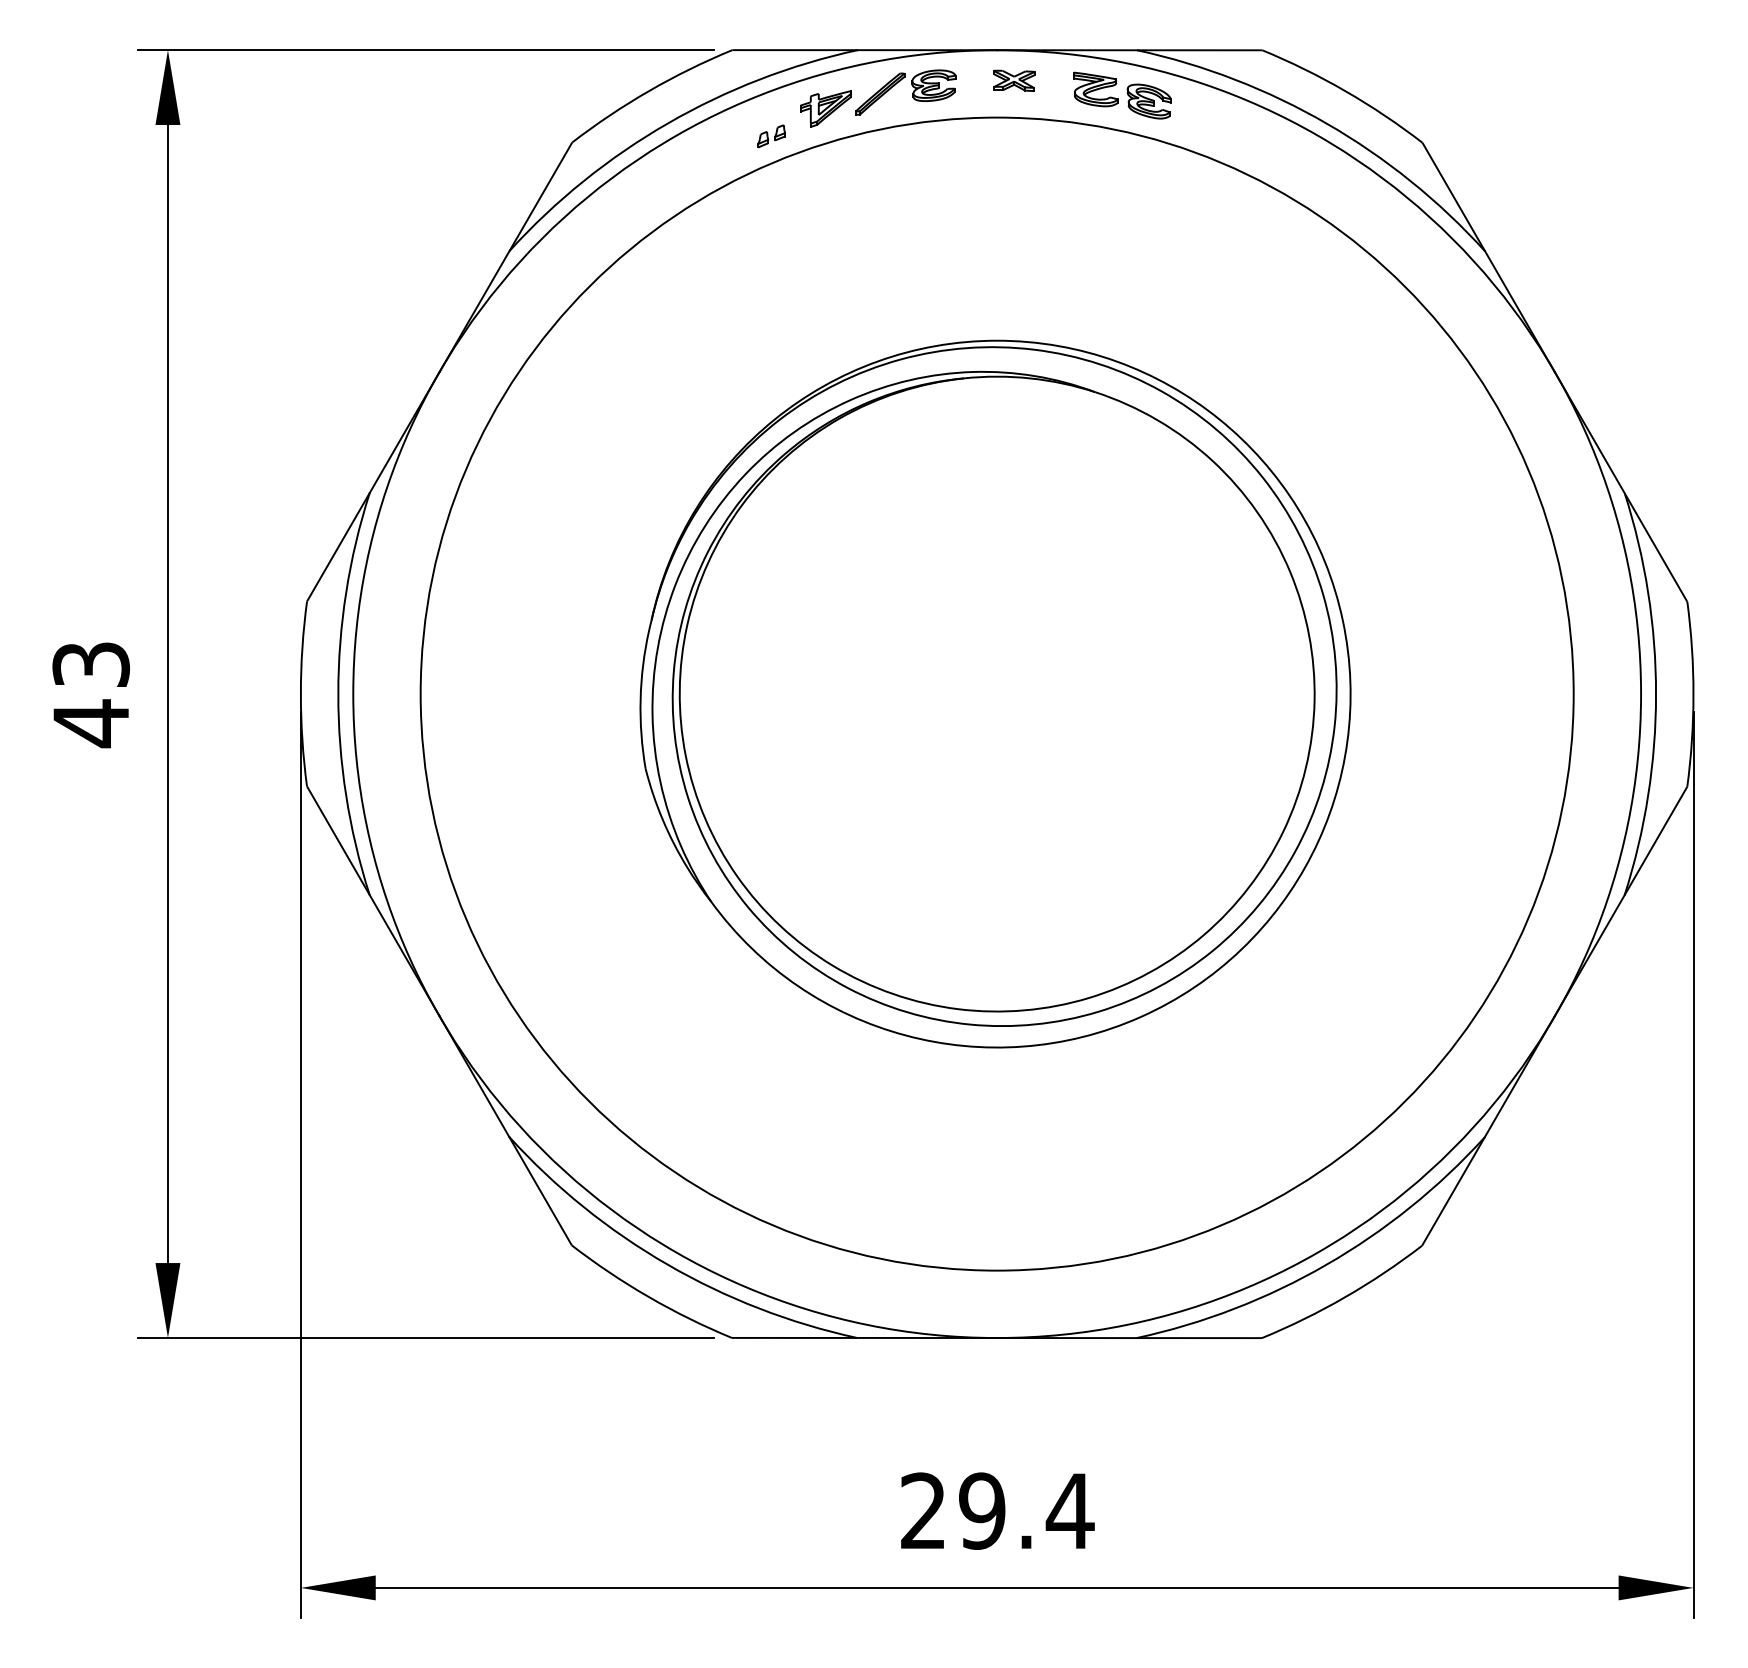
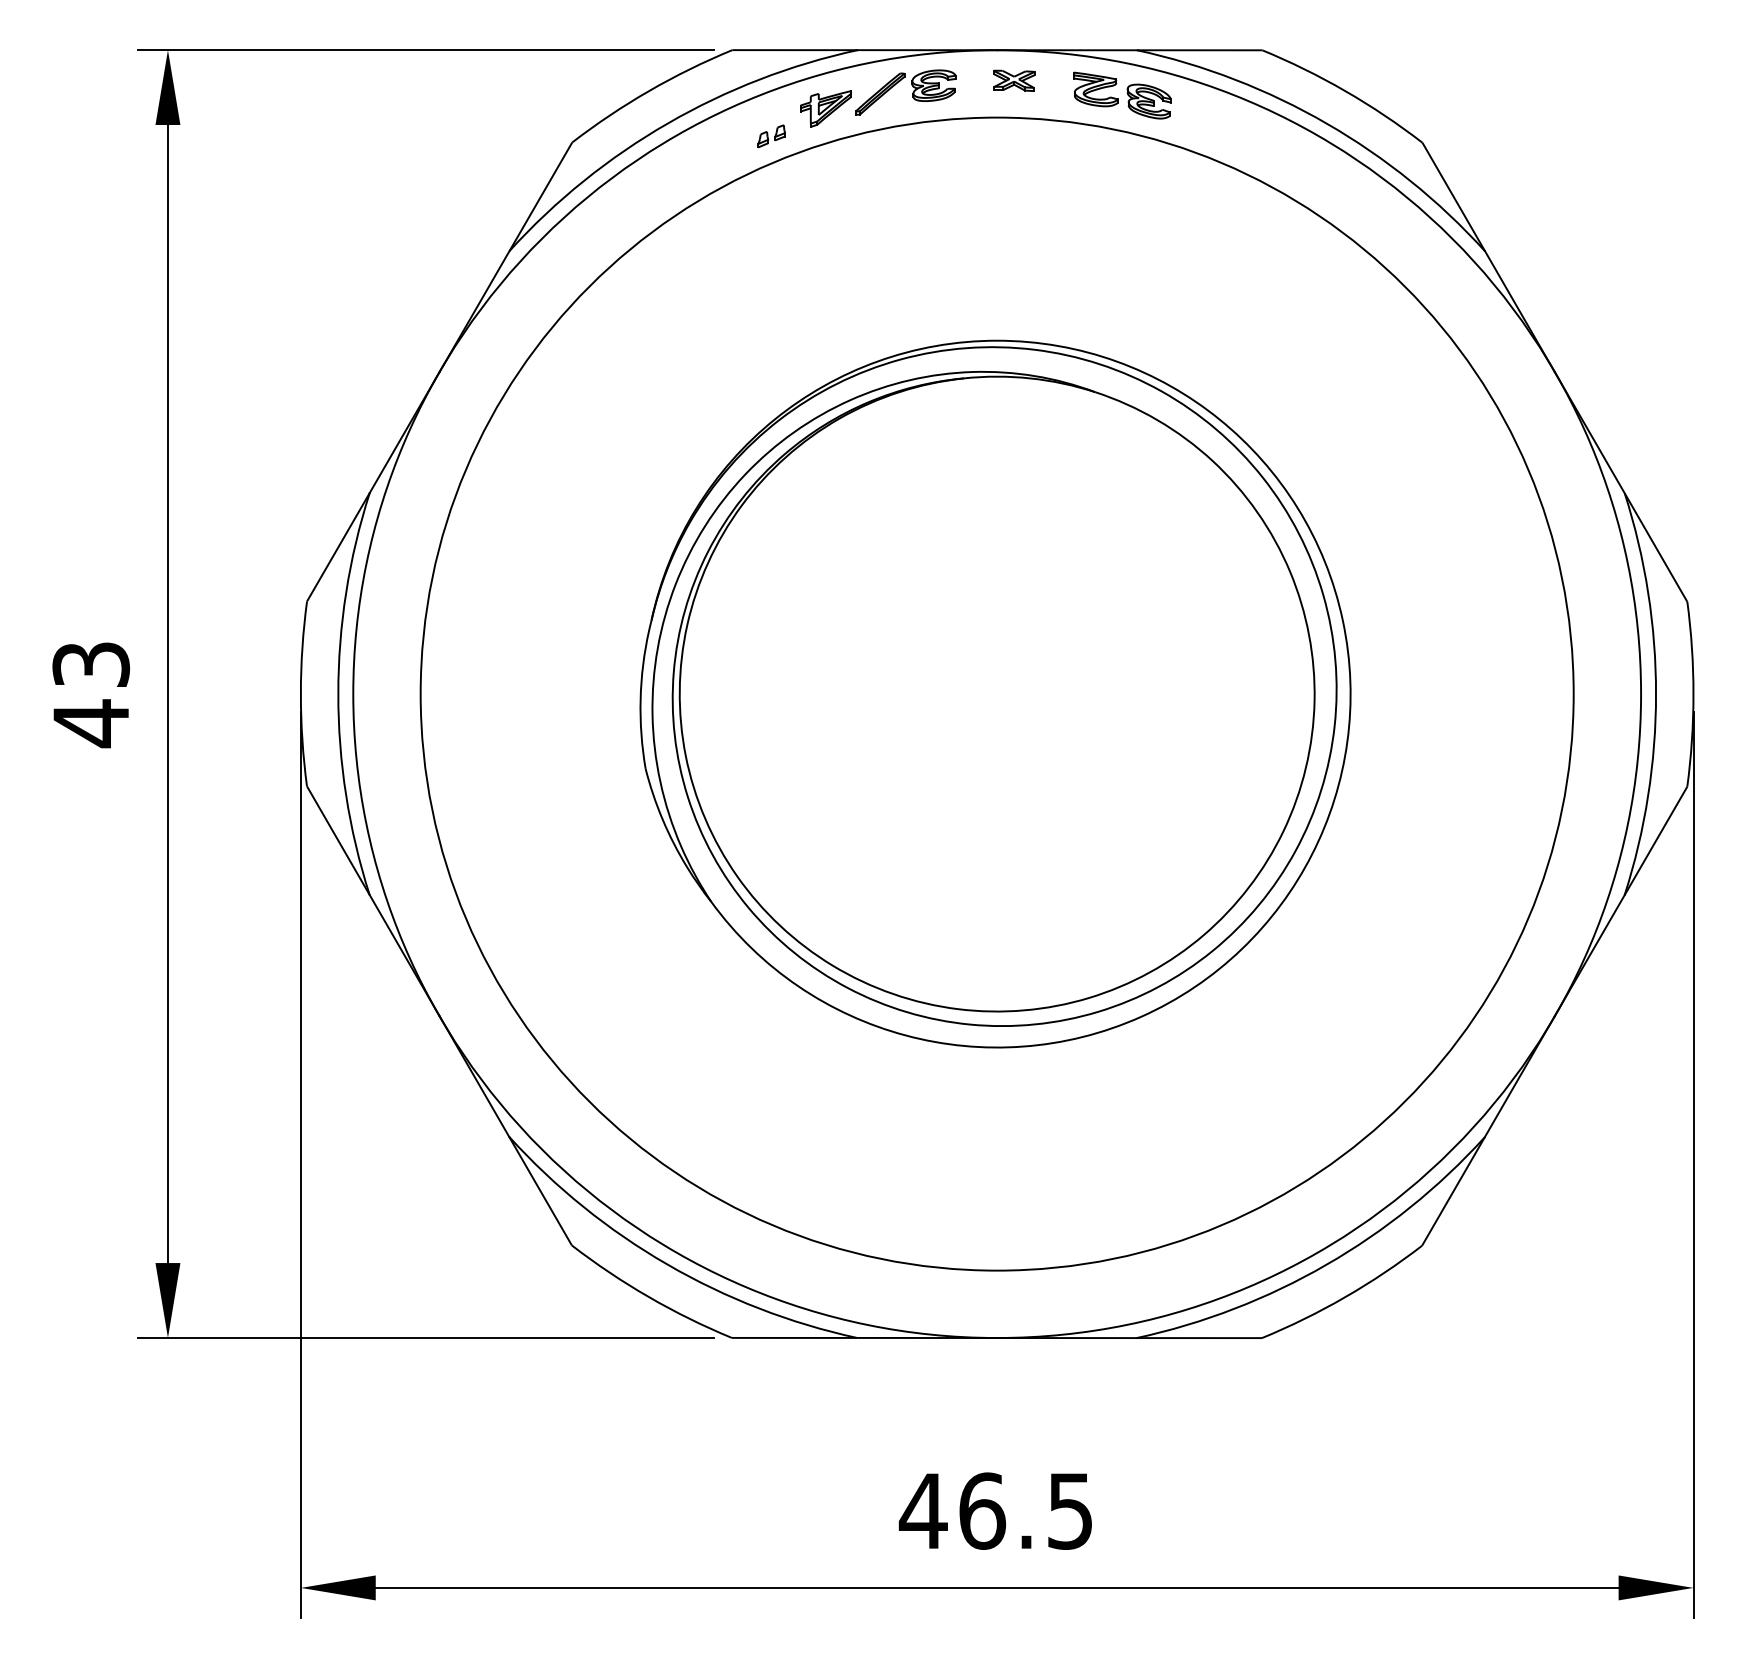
text: 29.4 -> 46.5 (996, 1510)
